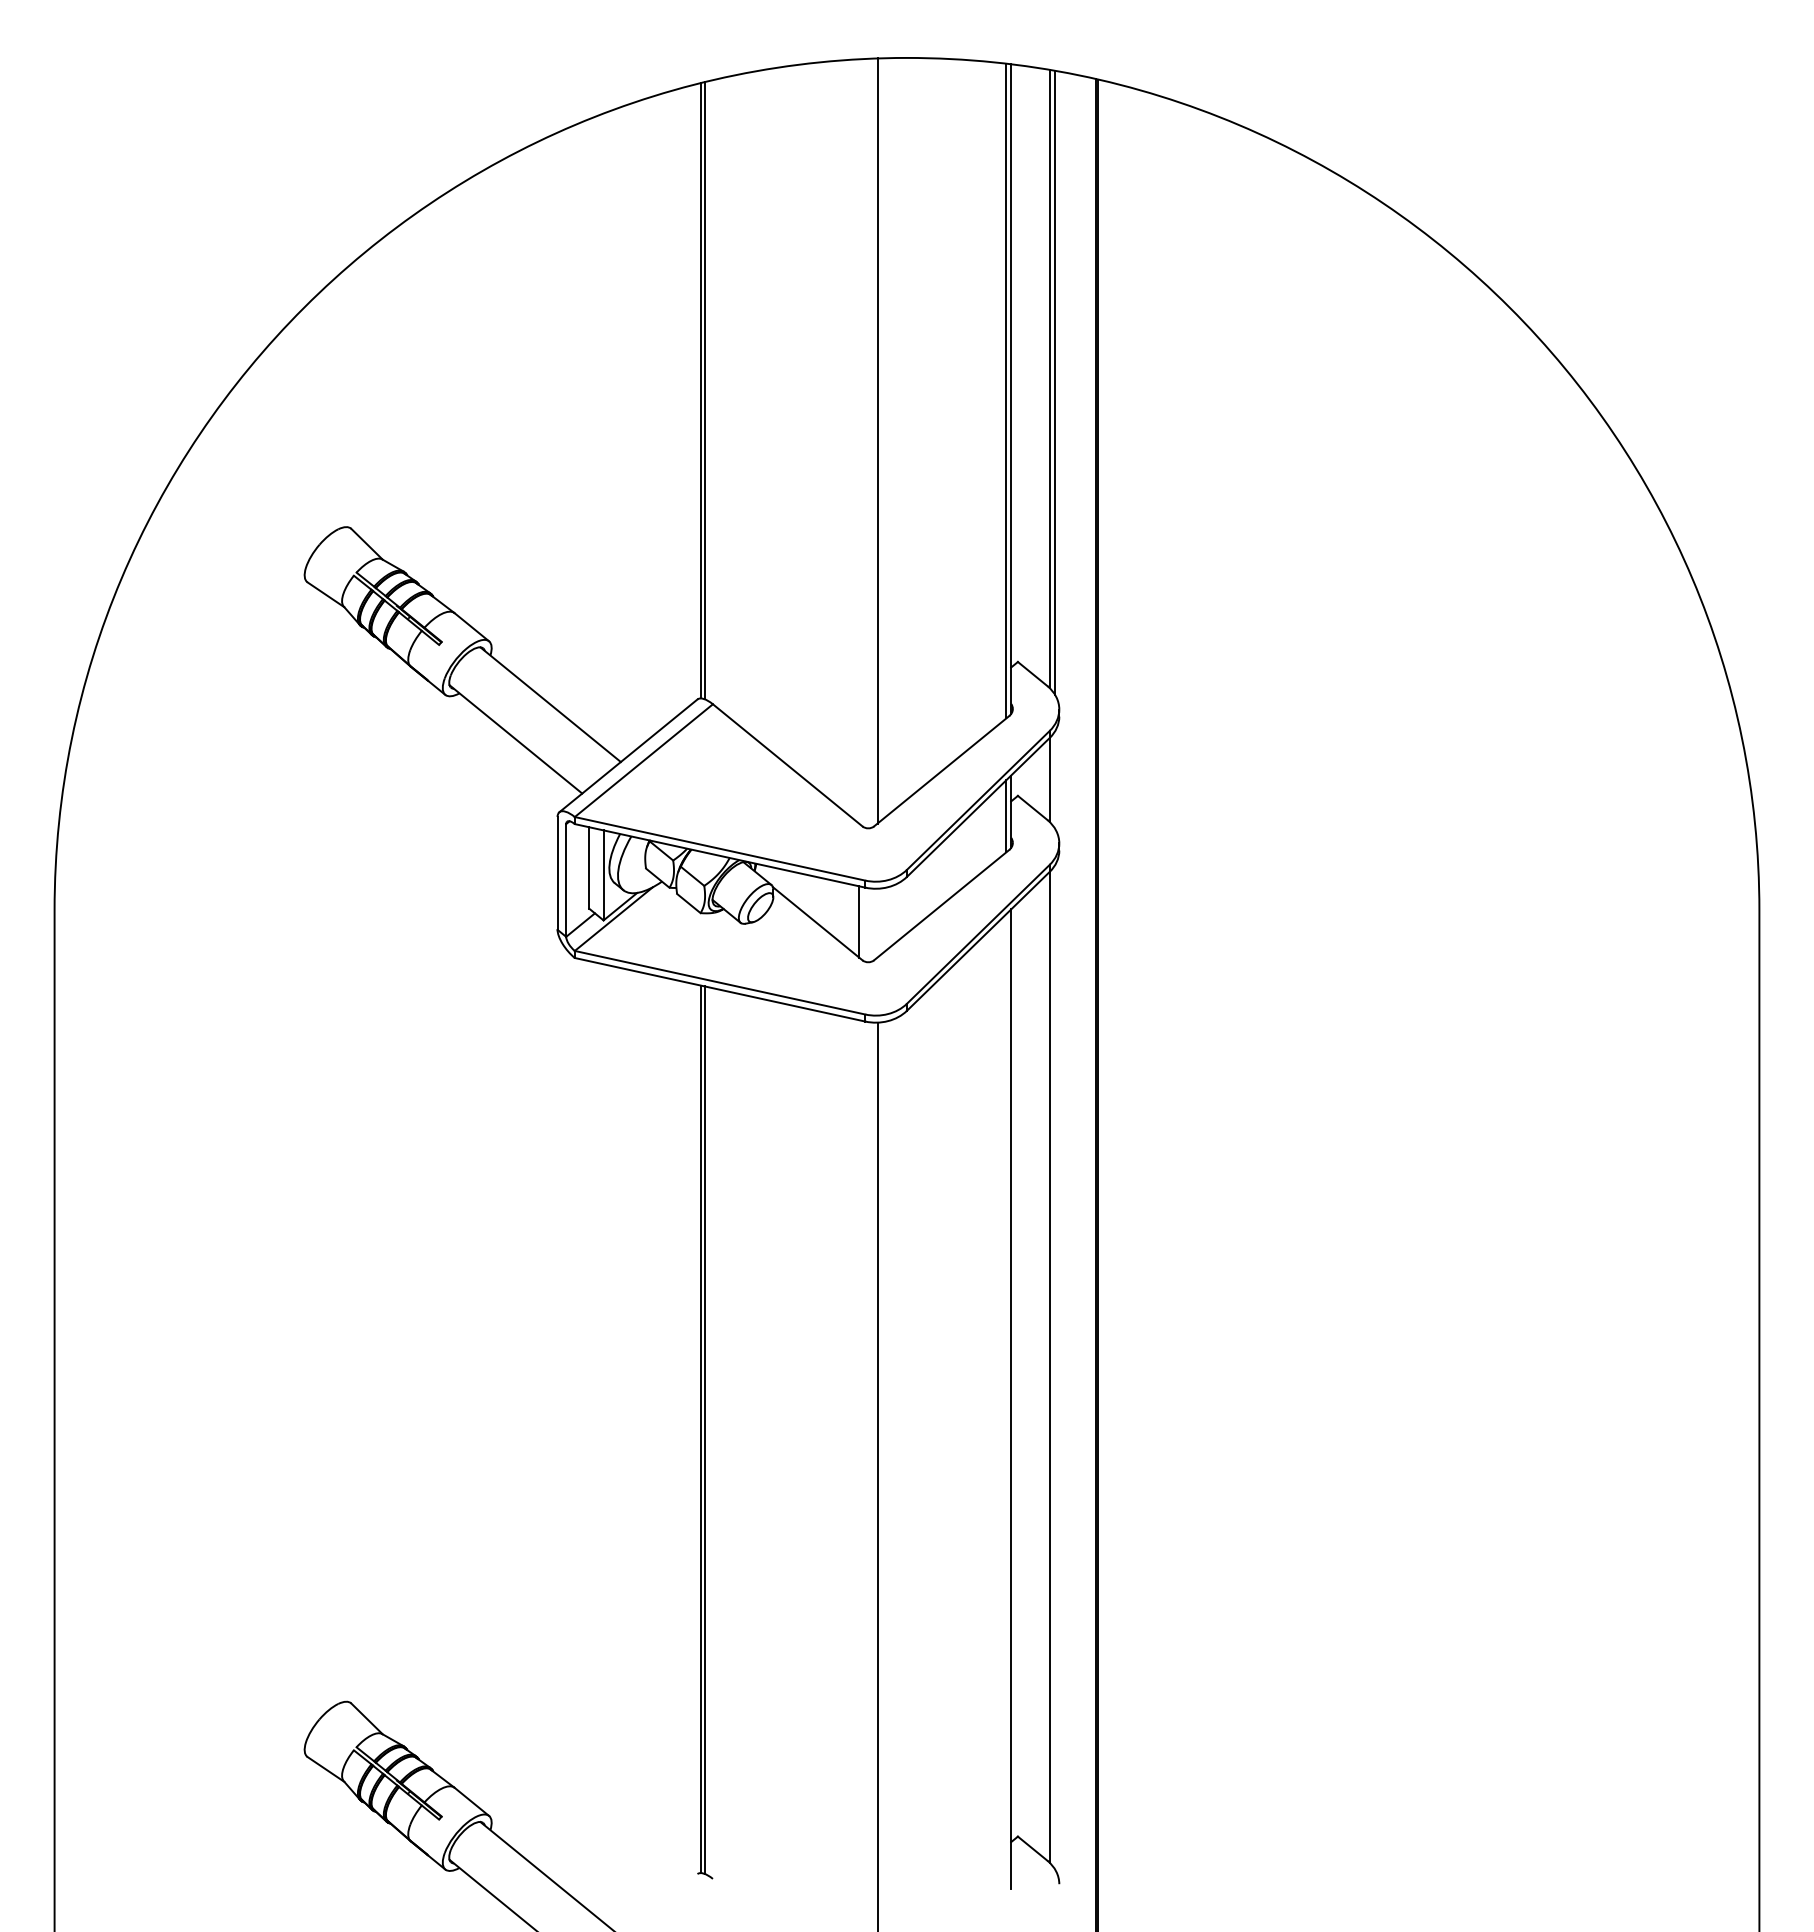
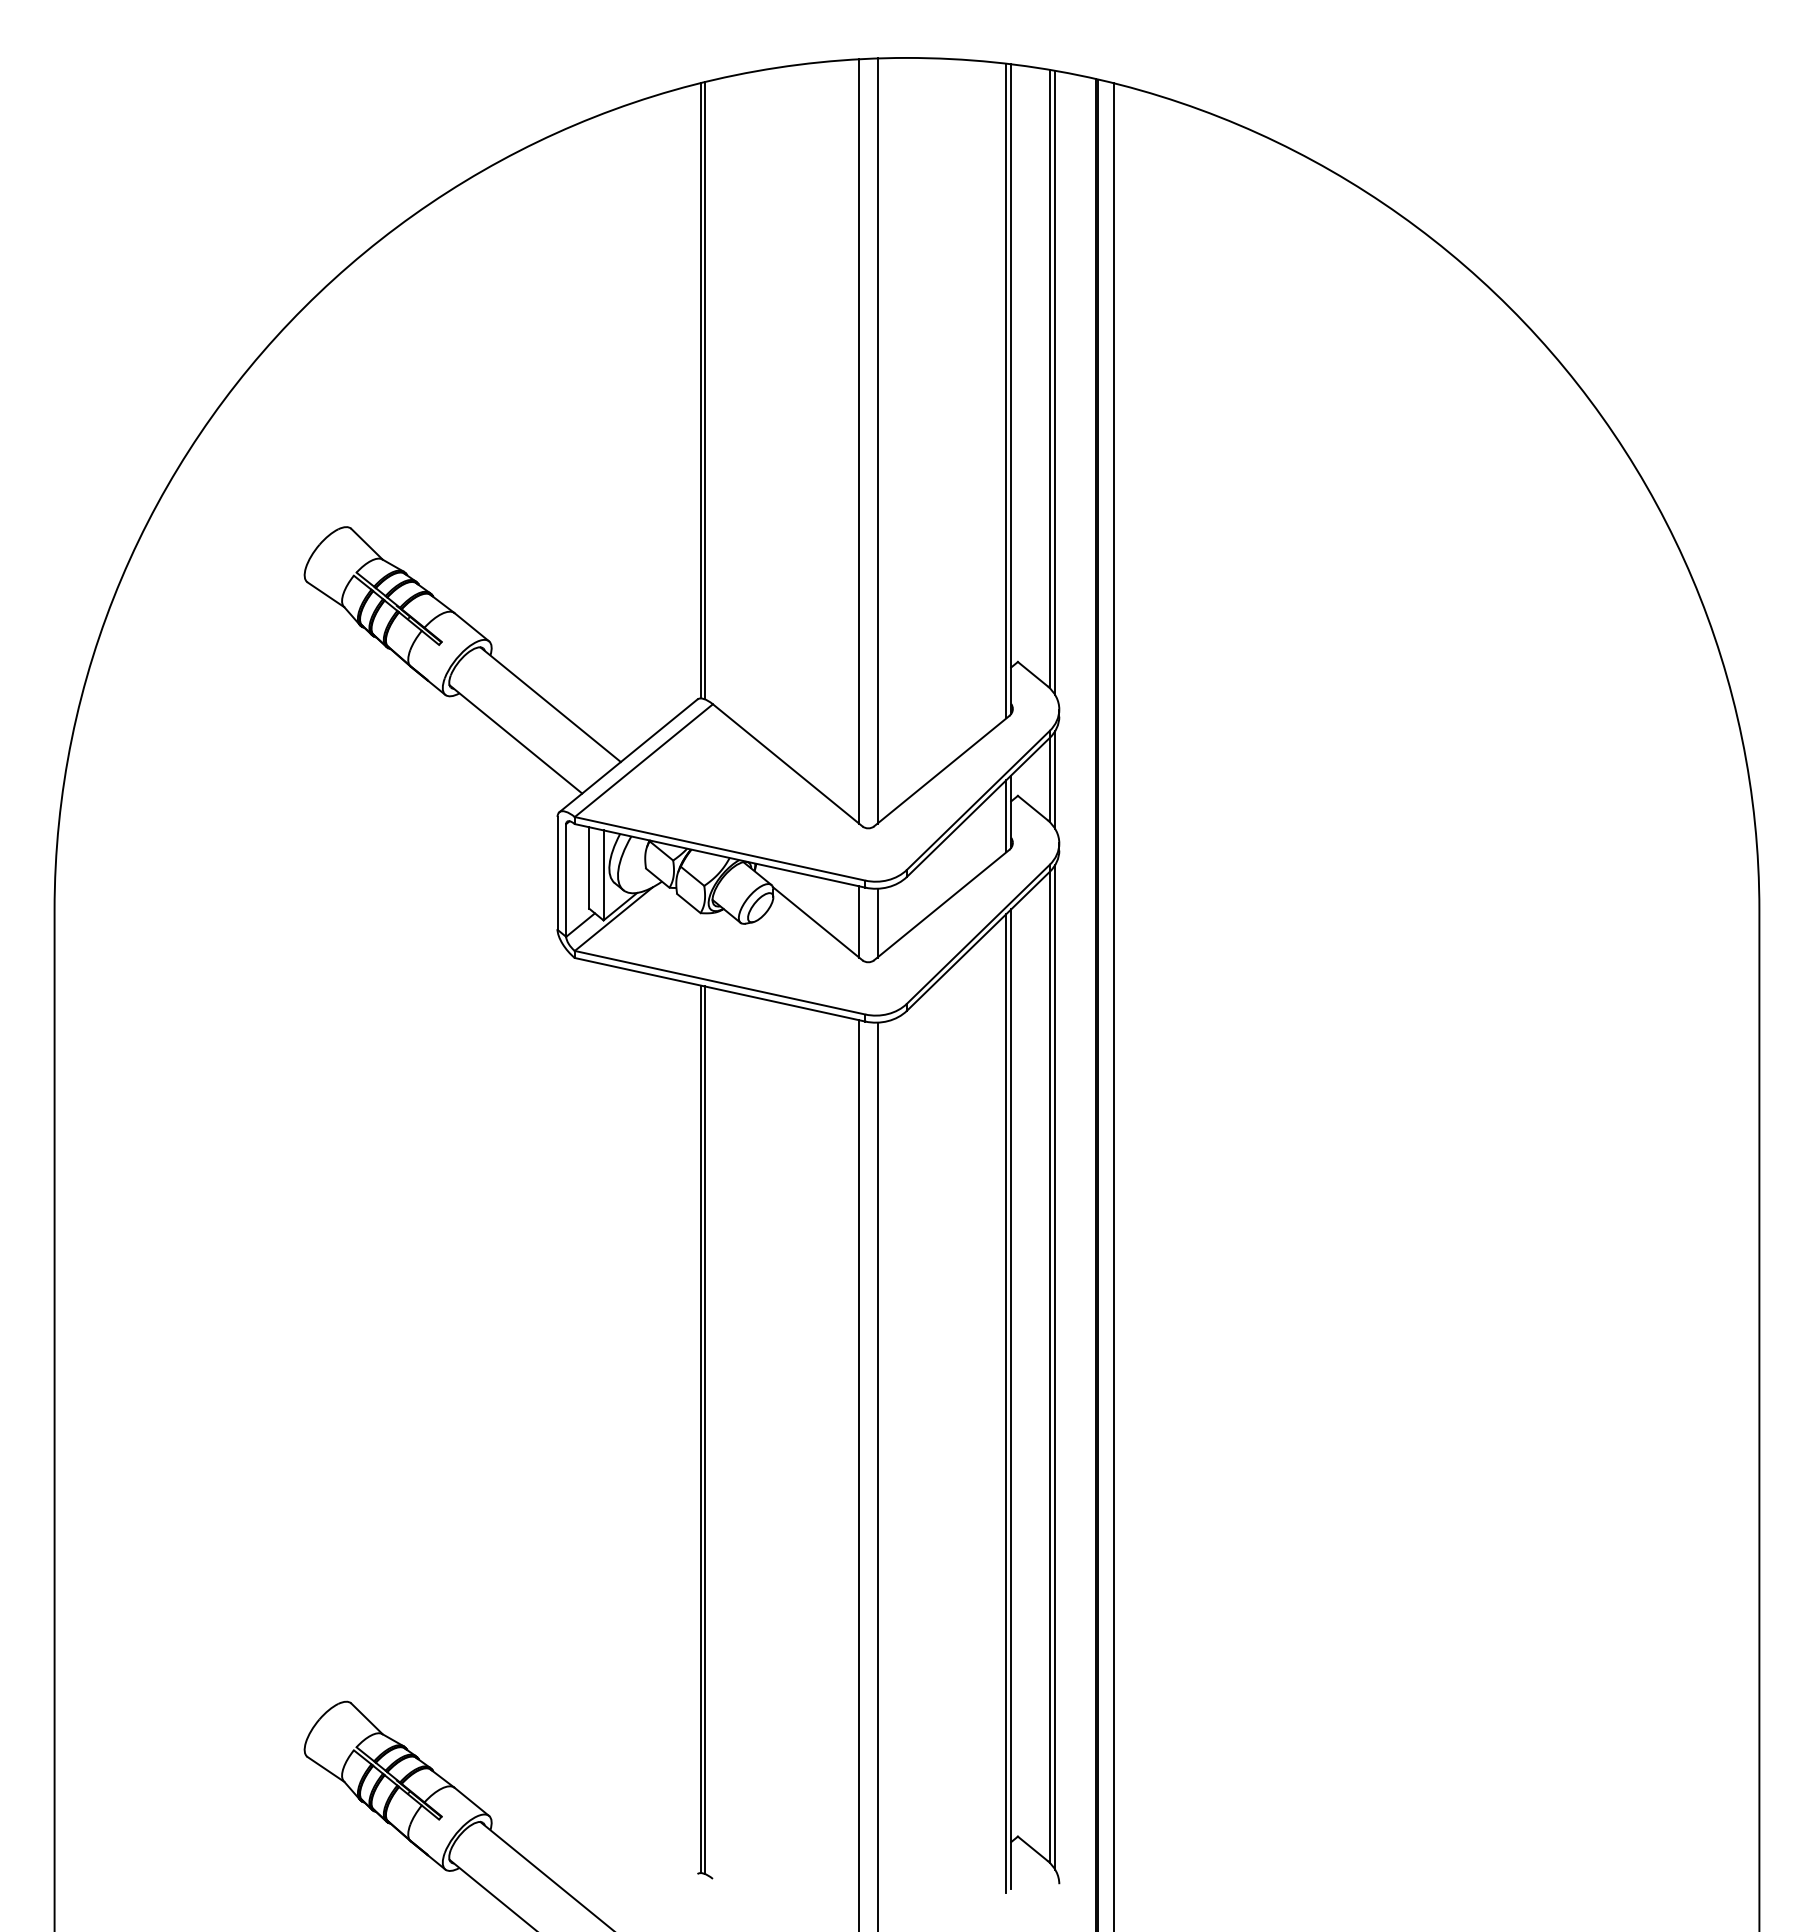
line: none -> present (859, 441)
line: none -> present (1055, 779)
line: none -> present (877, 922)
line: none -> present (1113, 1005)
line: none -> present (1055, 1366)
line: none -> present (1006, 1403)
line: none -> present (859, 1474)
